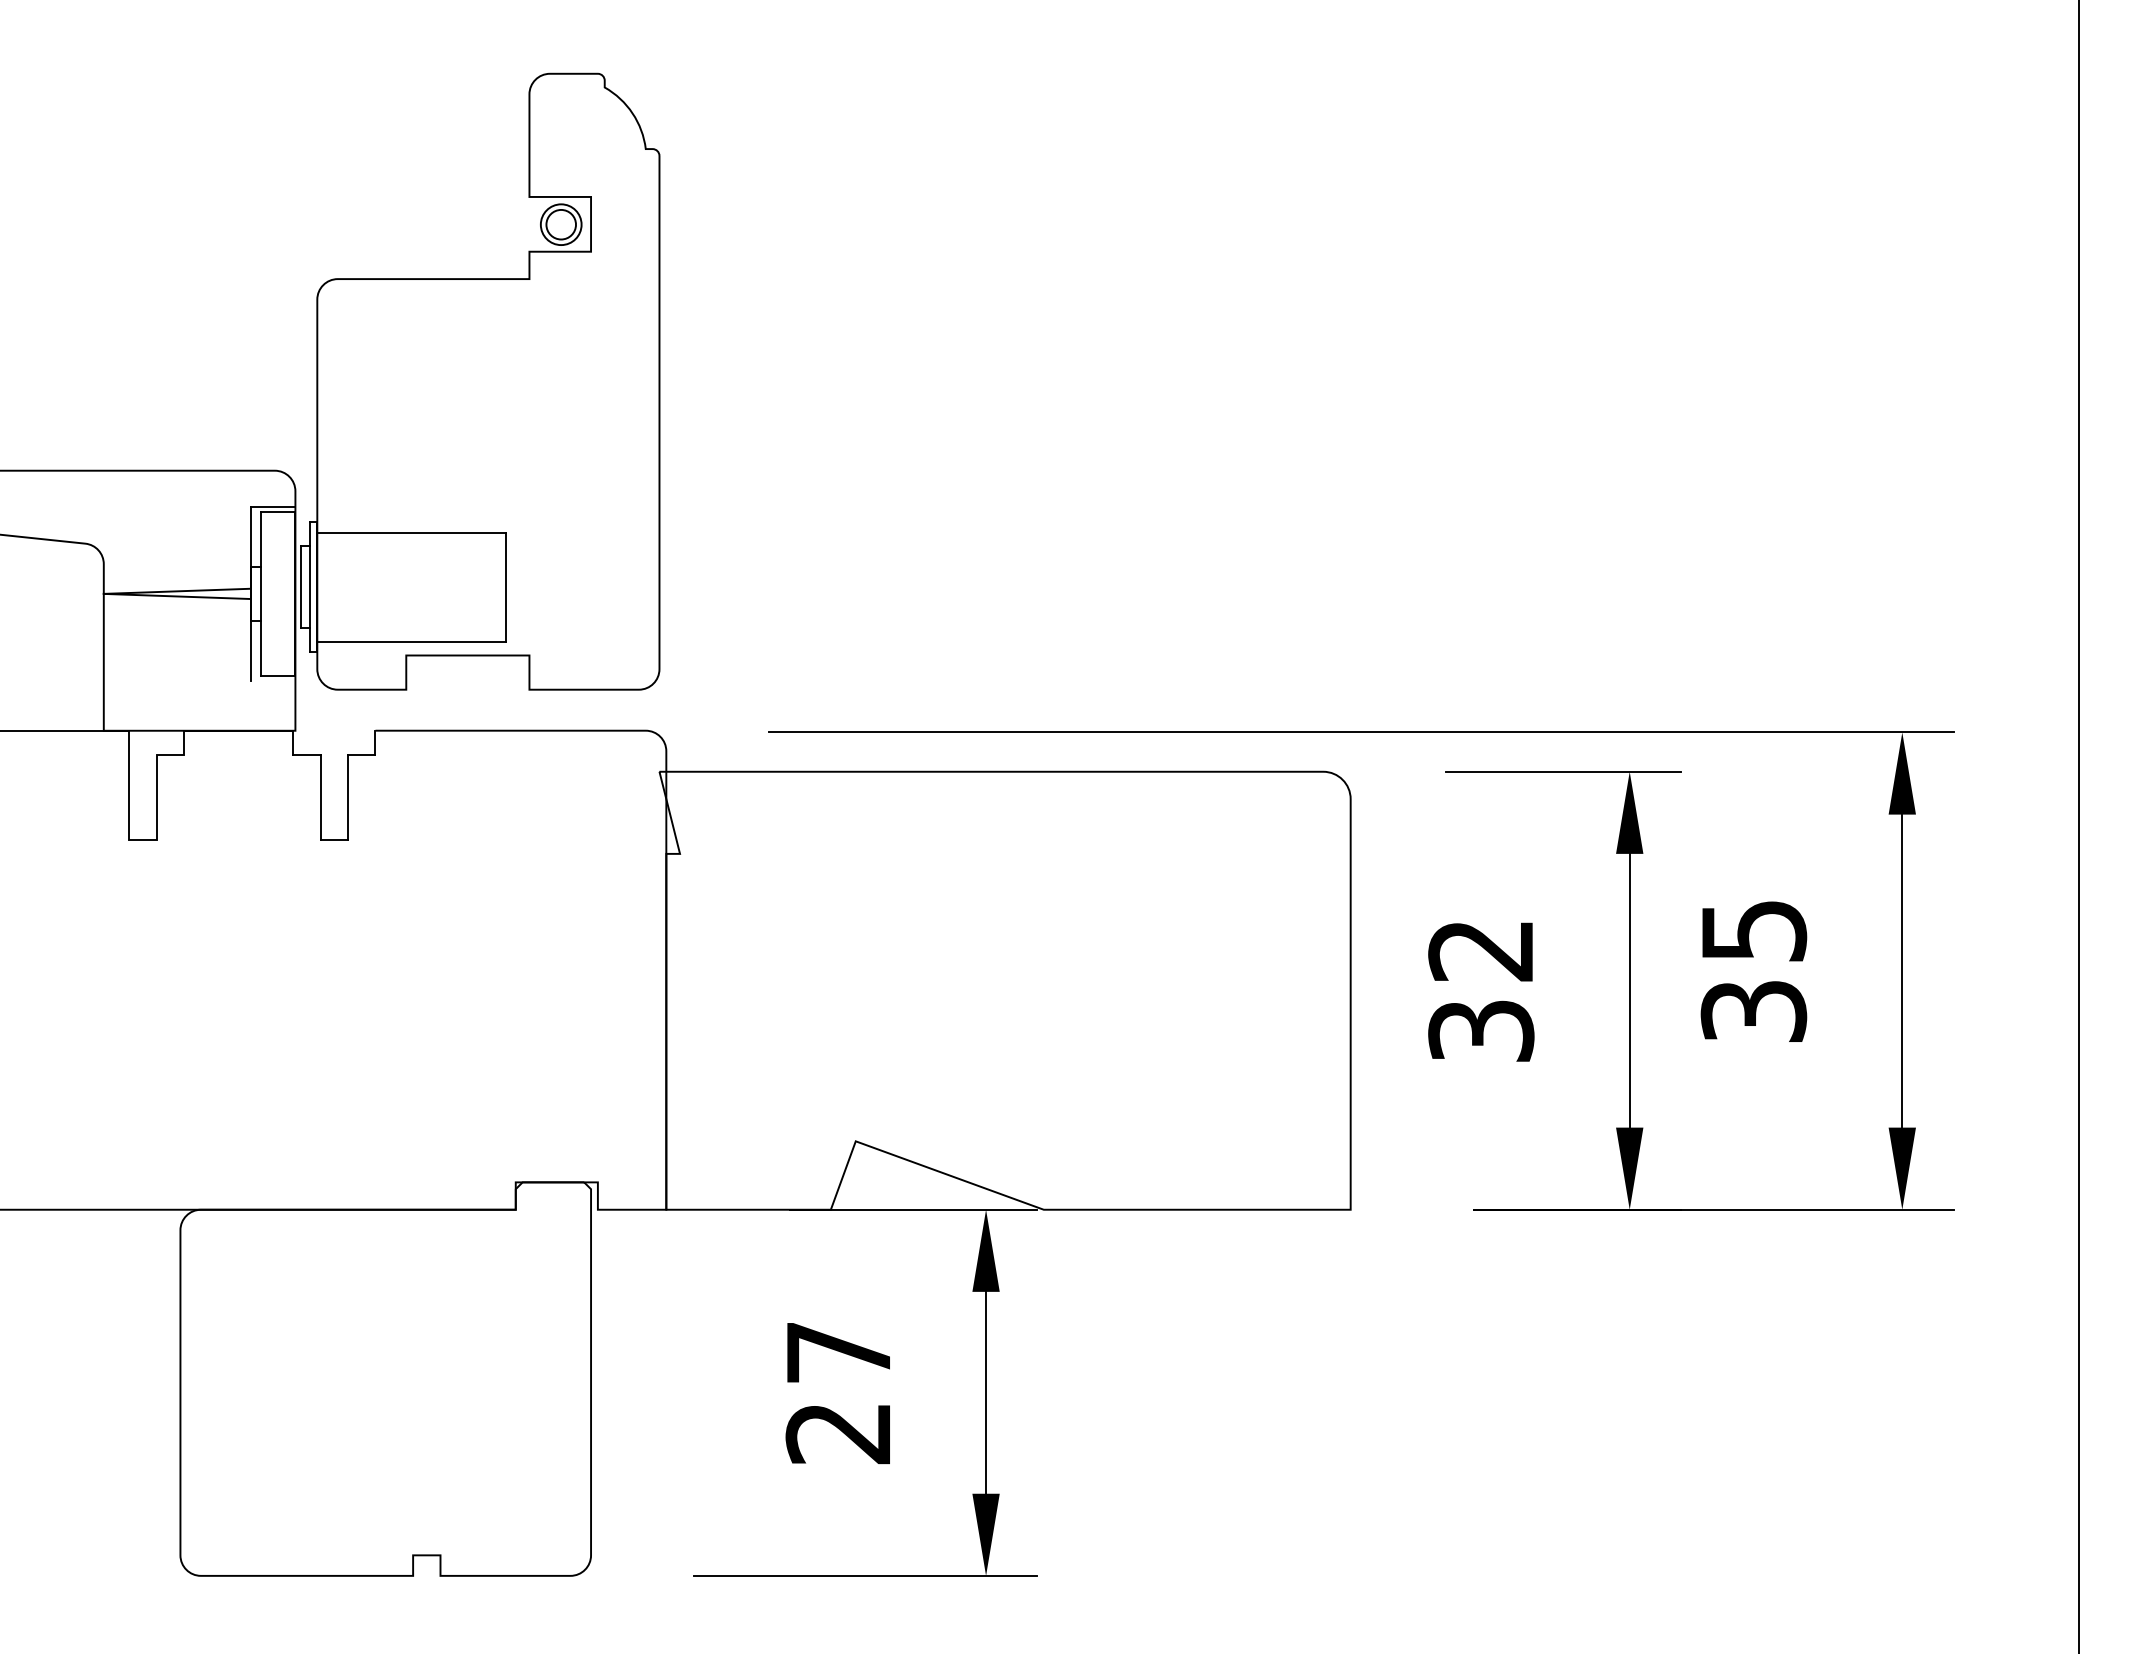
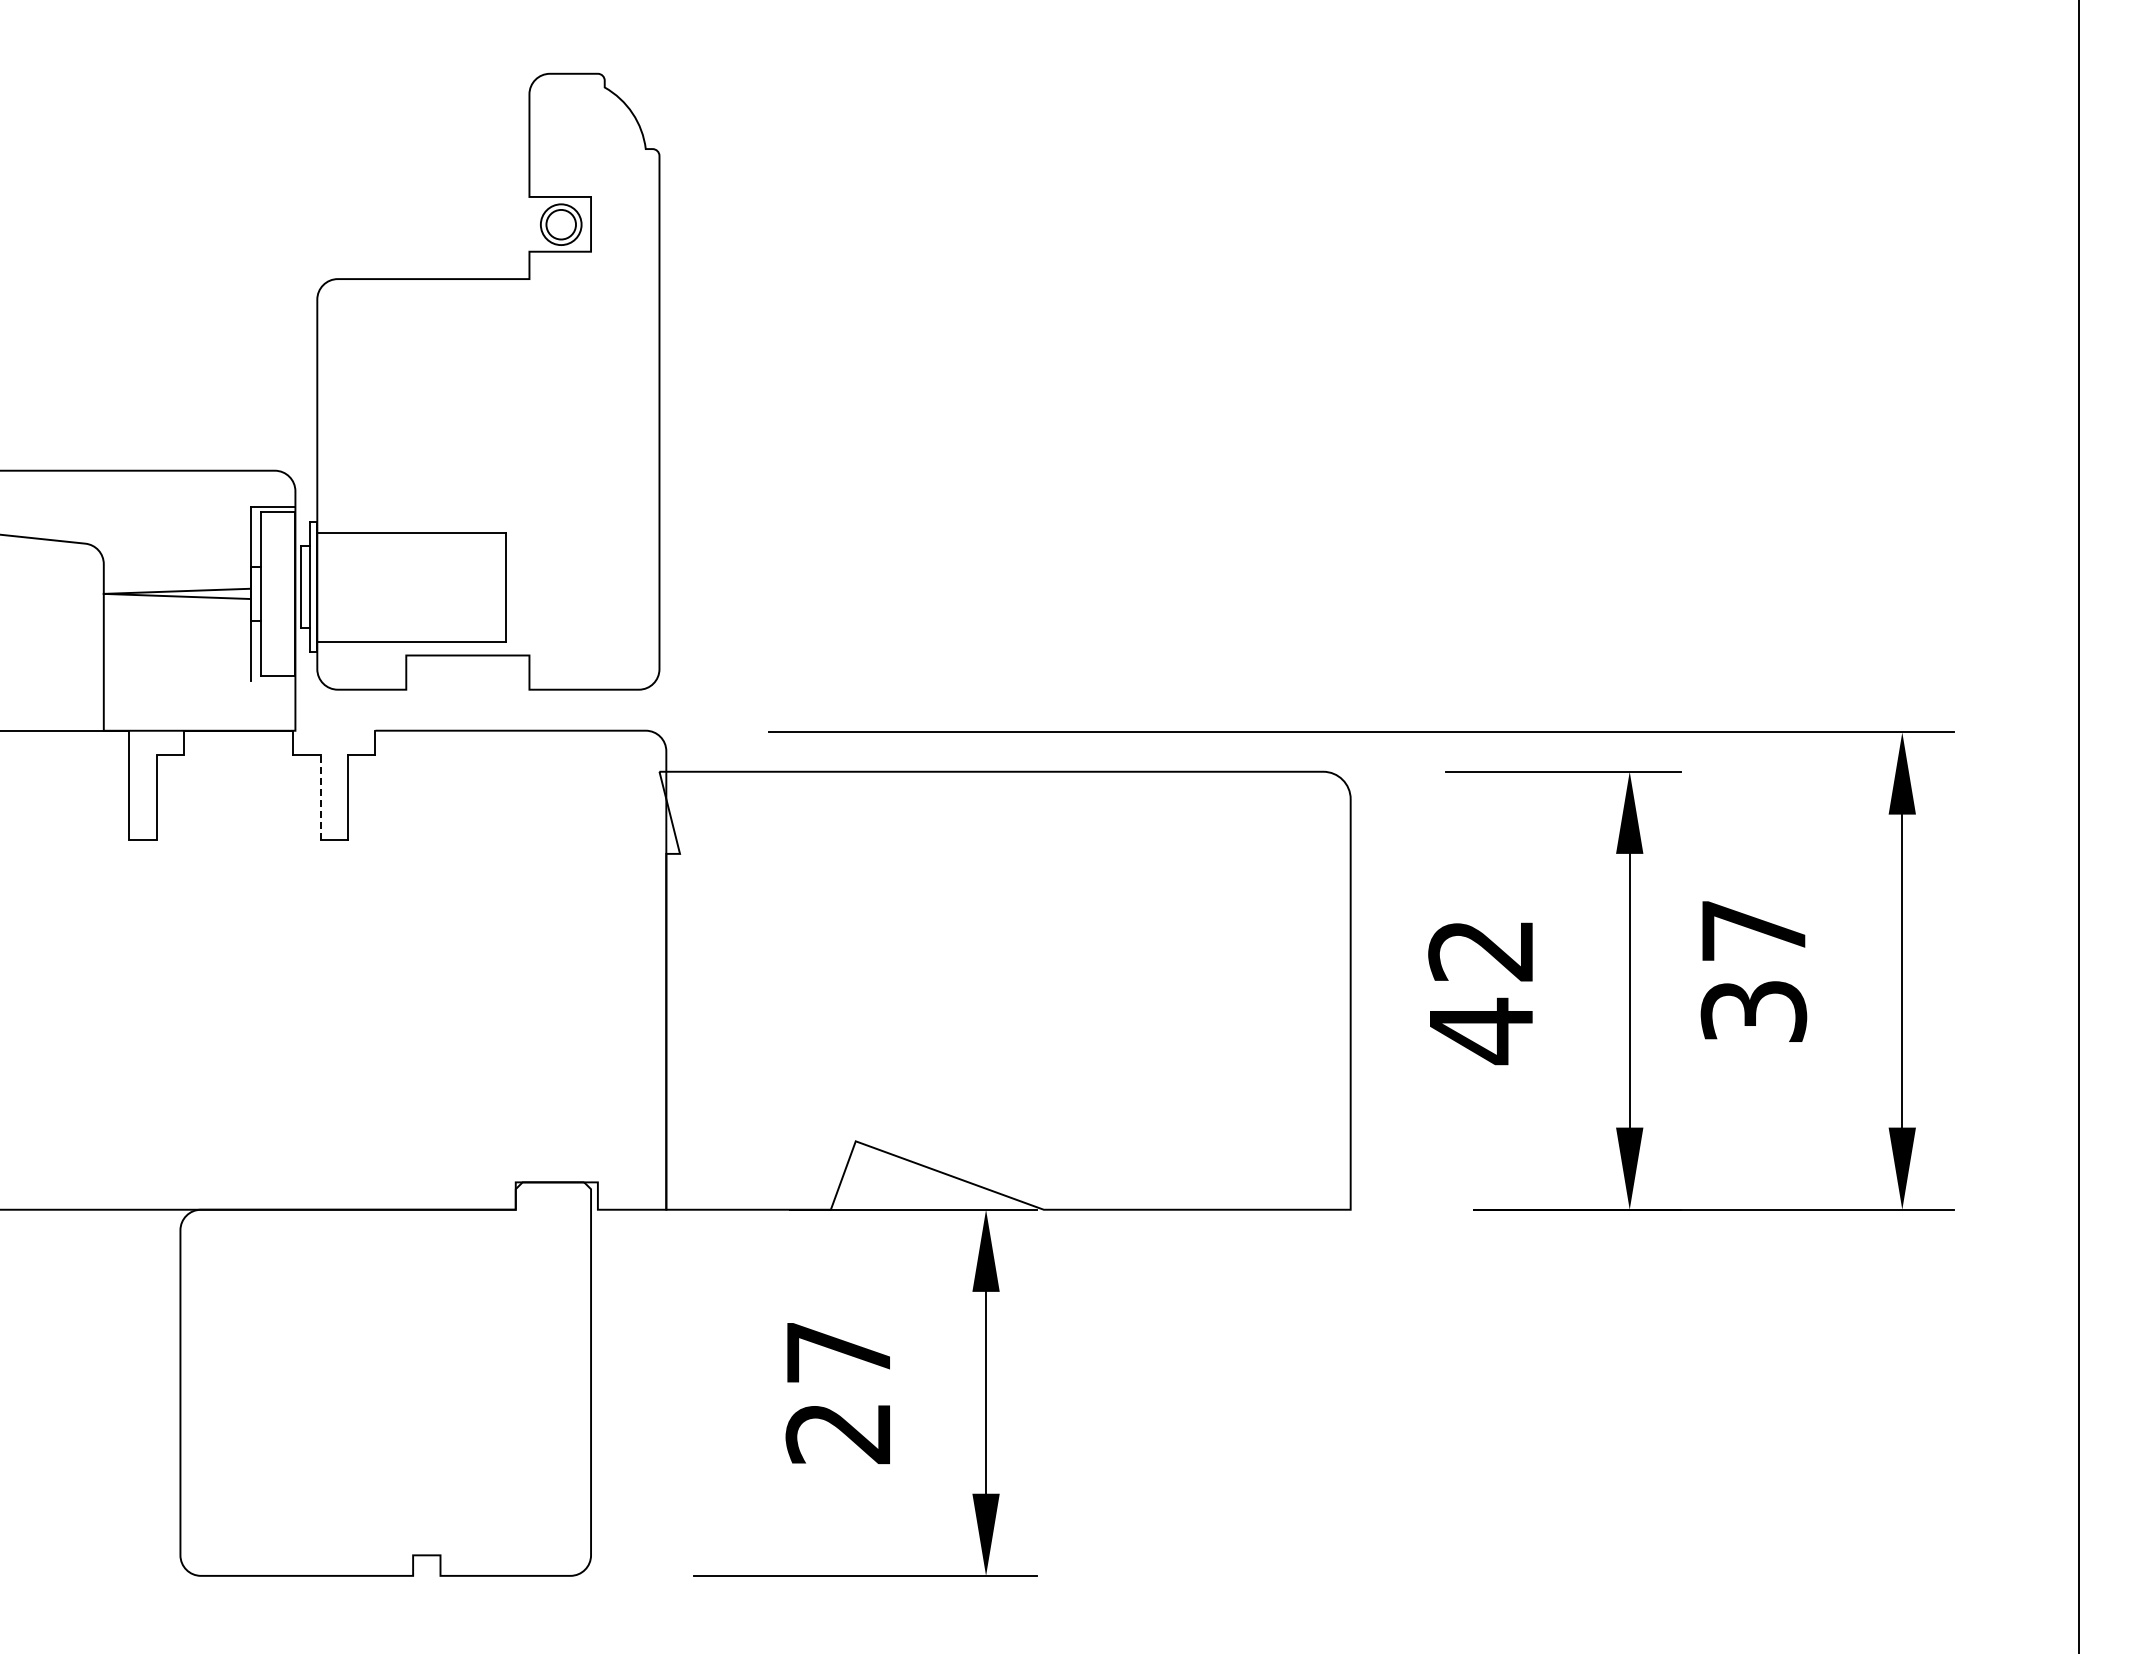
line: solid -> dashed (320, 797)
text: 35 -> 37 (1754, 931)
text: 32 -> 42 (1481, 1031)
